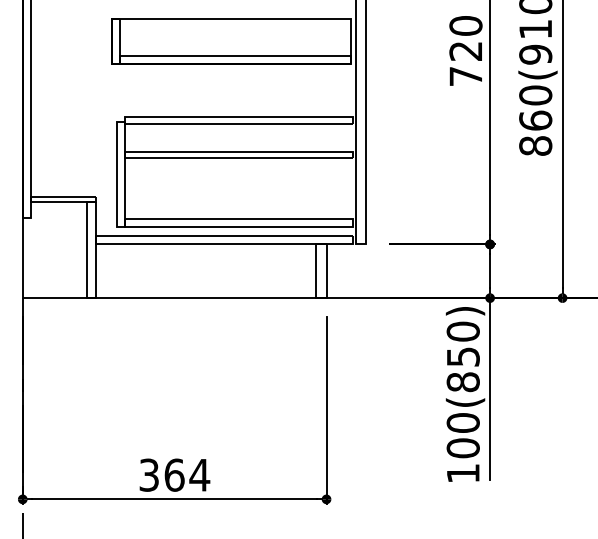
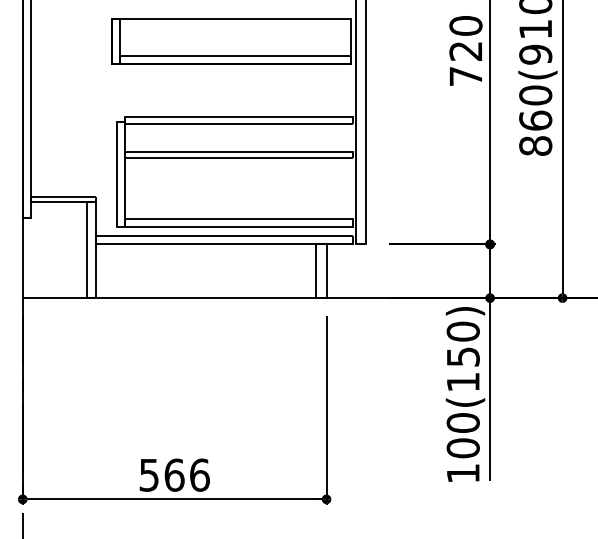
text: 100(850) -> 100(150) (462, 382)
text: 364 -> 566 (175, 474)
